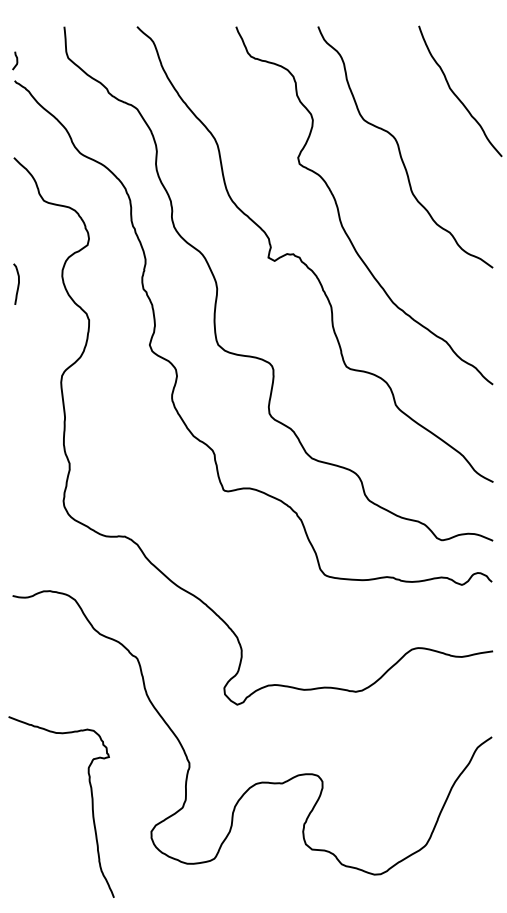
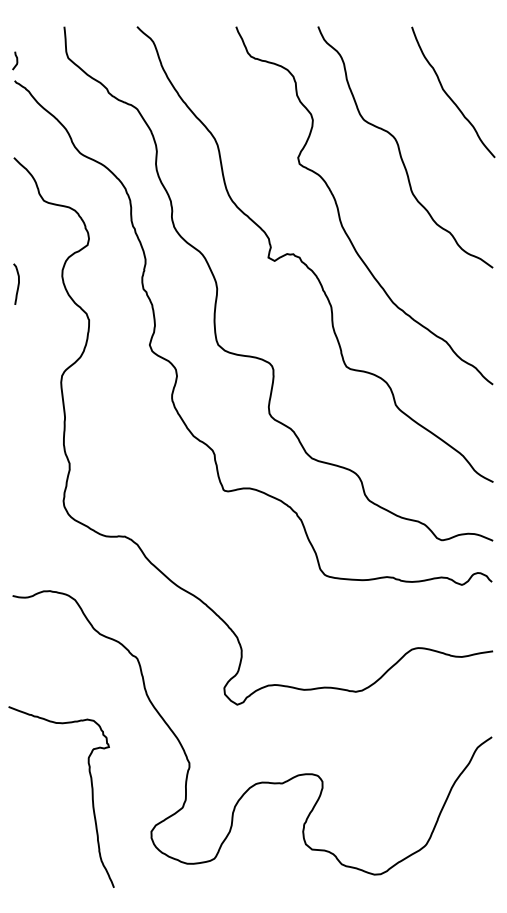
curve position: (456, 94) -> (449, 95) (449, 95)
curve position: (91, 806) -> (91, 796) (91, 796)
